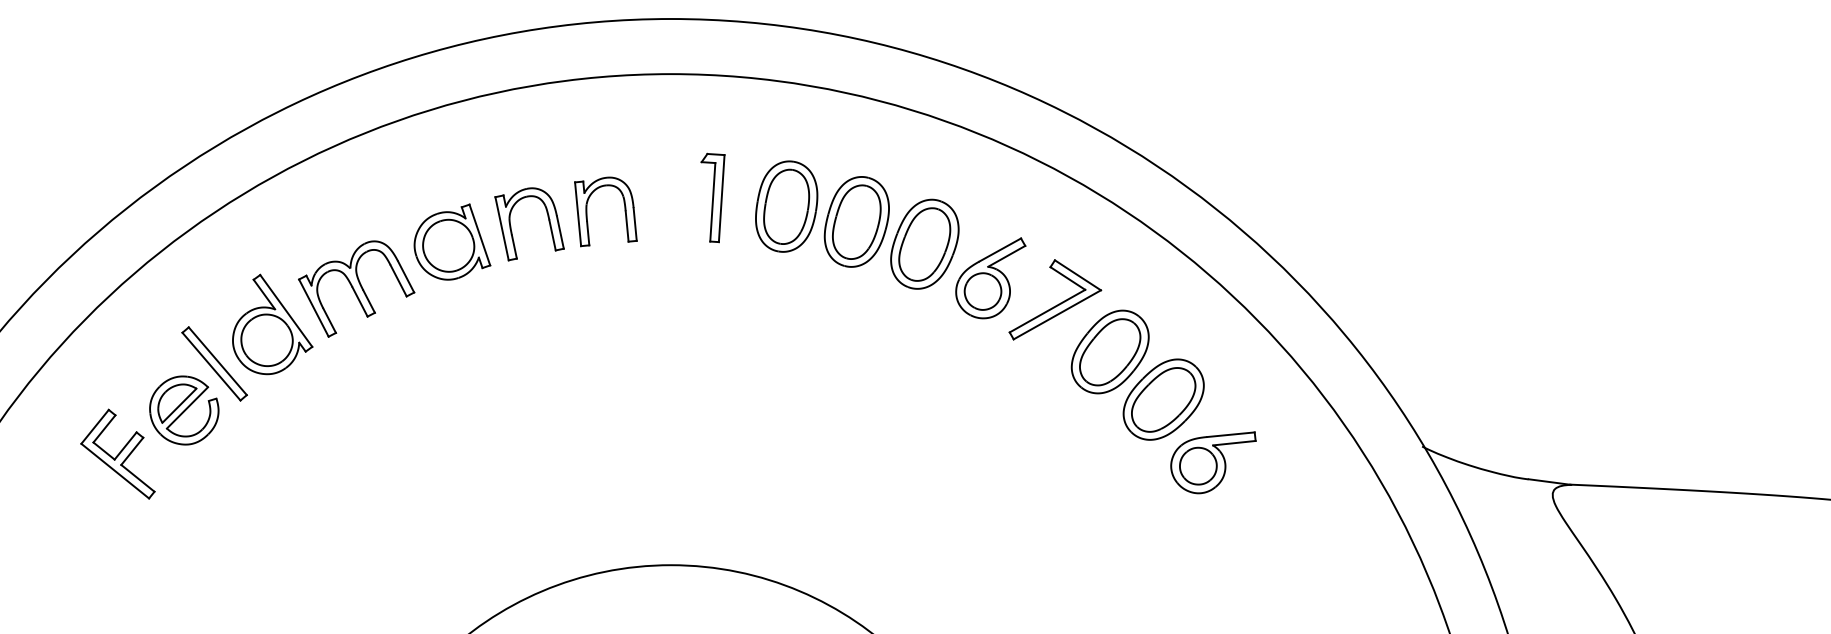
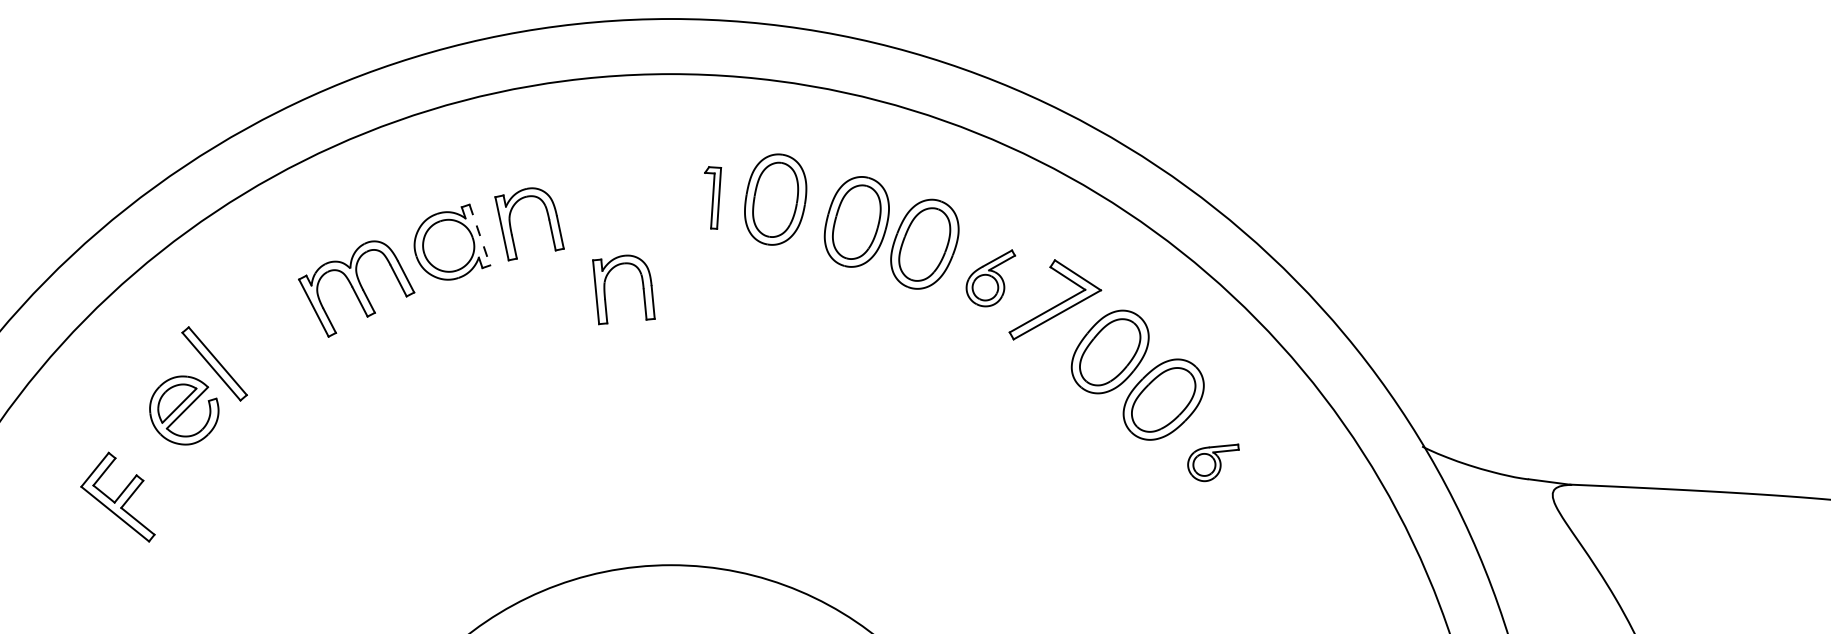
part size: 26x92 px -> 19x64 px (713, 197)
part position: (786, 206) -> (775, 199) (775, 199)
part position: (587, 211) -> (605, 289) (605, 289)
line: solid -> dashed (480, 235)
part size: 72x83 px -> 52x59 px (990, 278)
part: present -> none (272, 324)
part position: (117, 453) -> (117, 496) (117, 496)
part size: 87x64 px -> 53x40 px (1213, 462)
